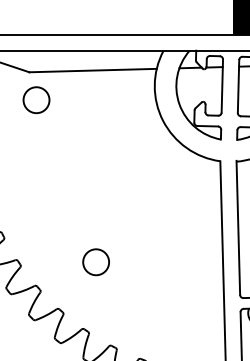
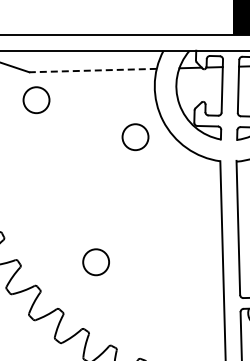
line: solid -> dashed (93, 70)
circle: none -> present (135, 137)
